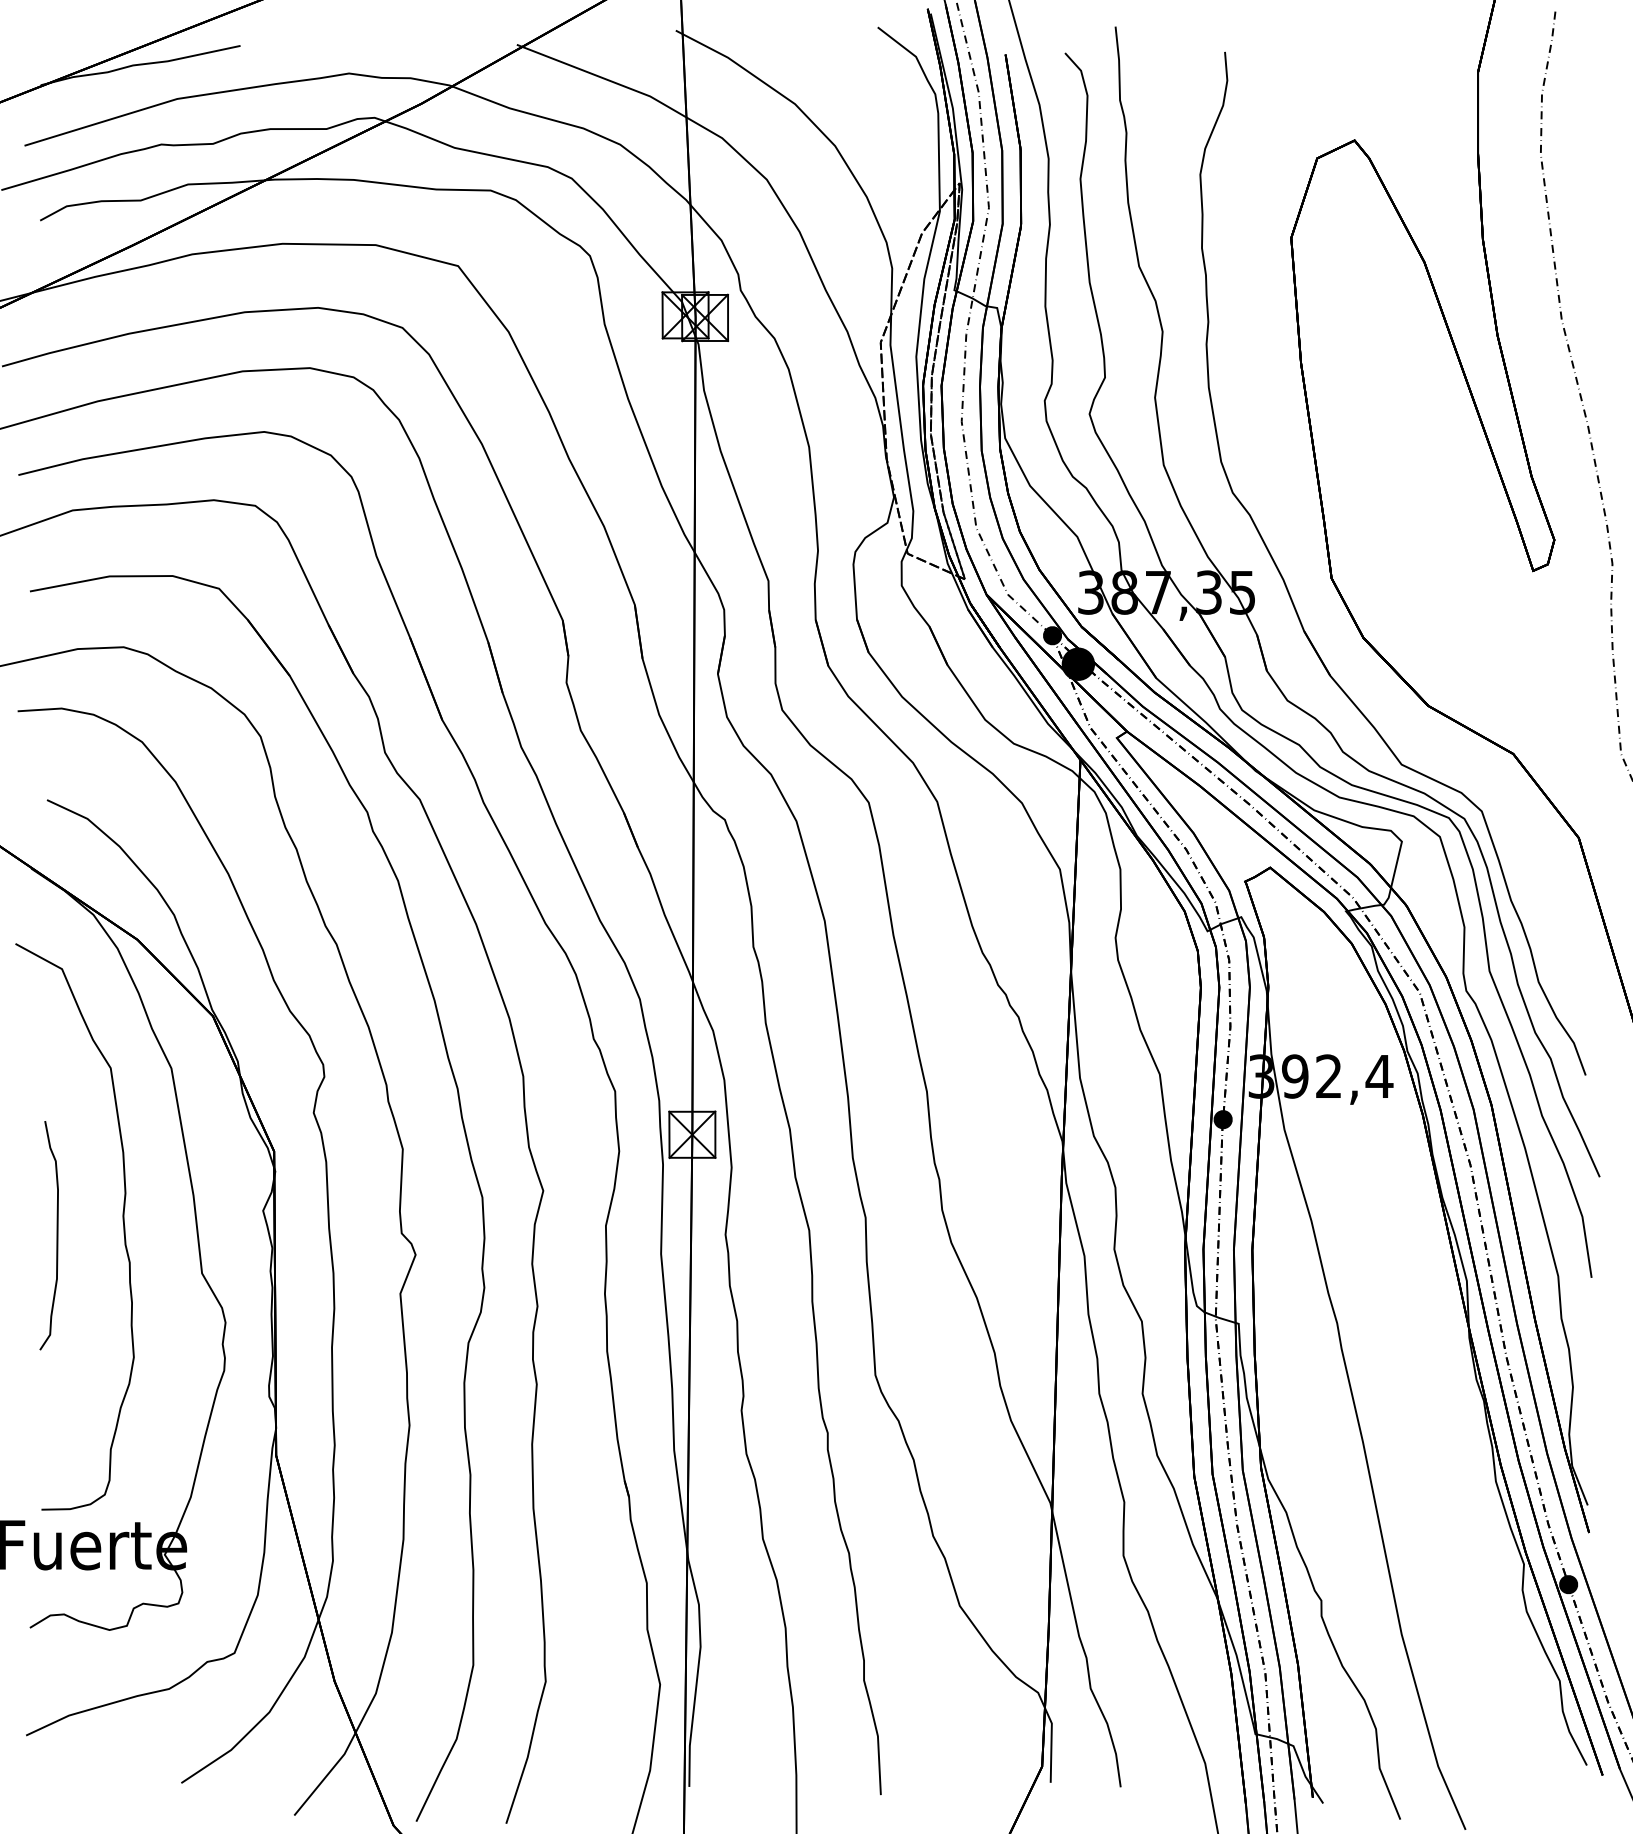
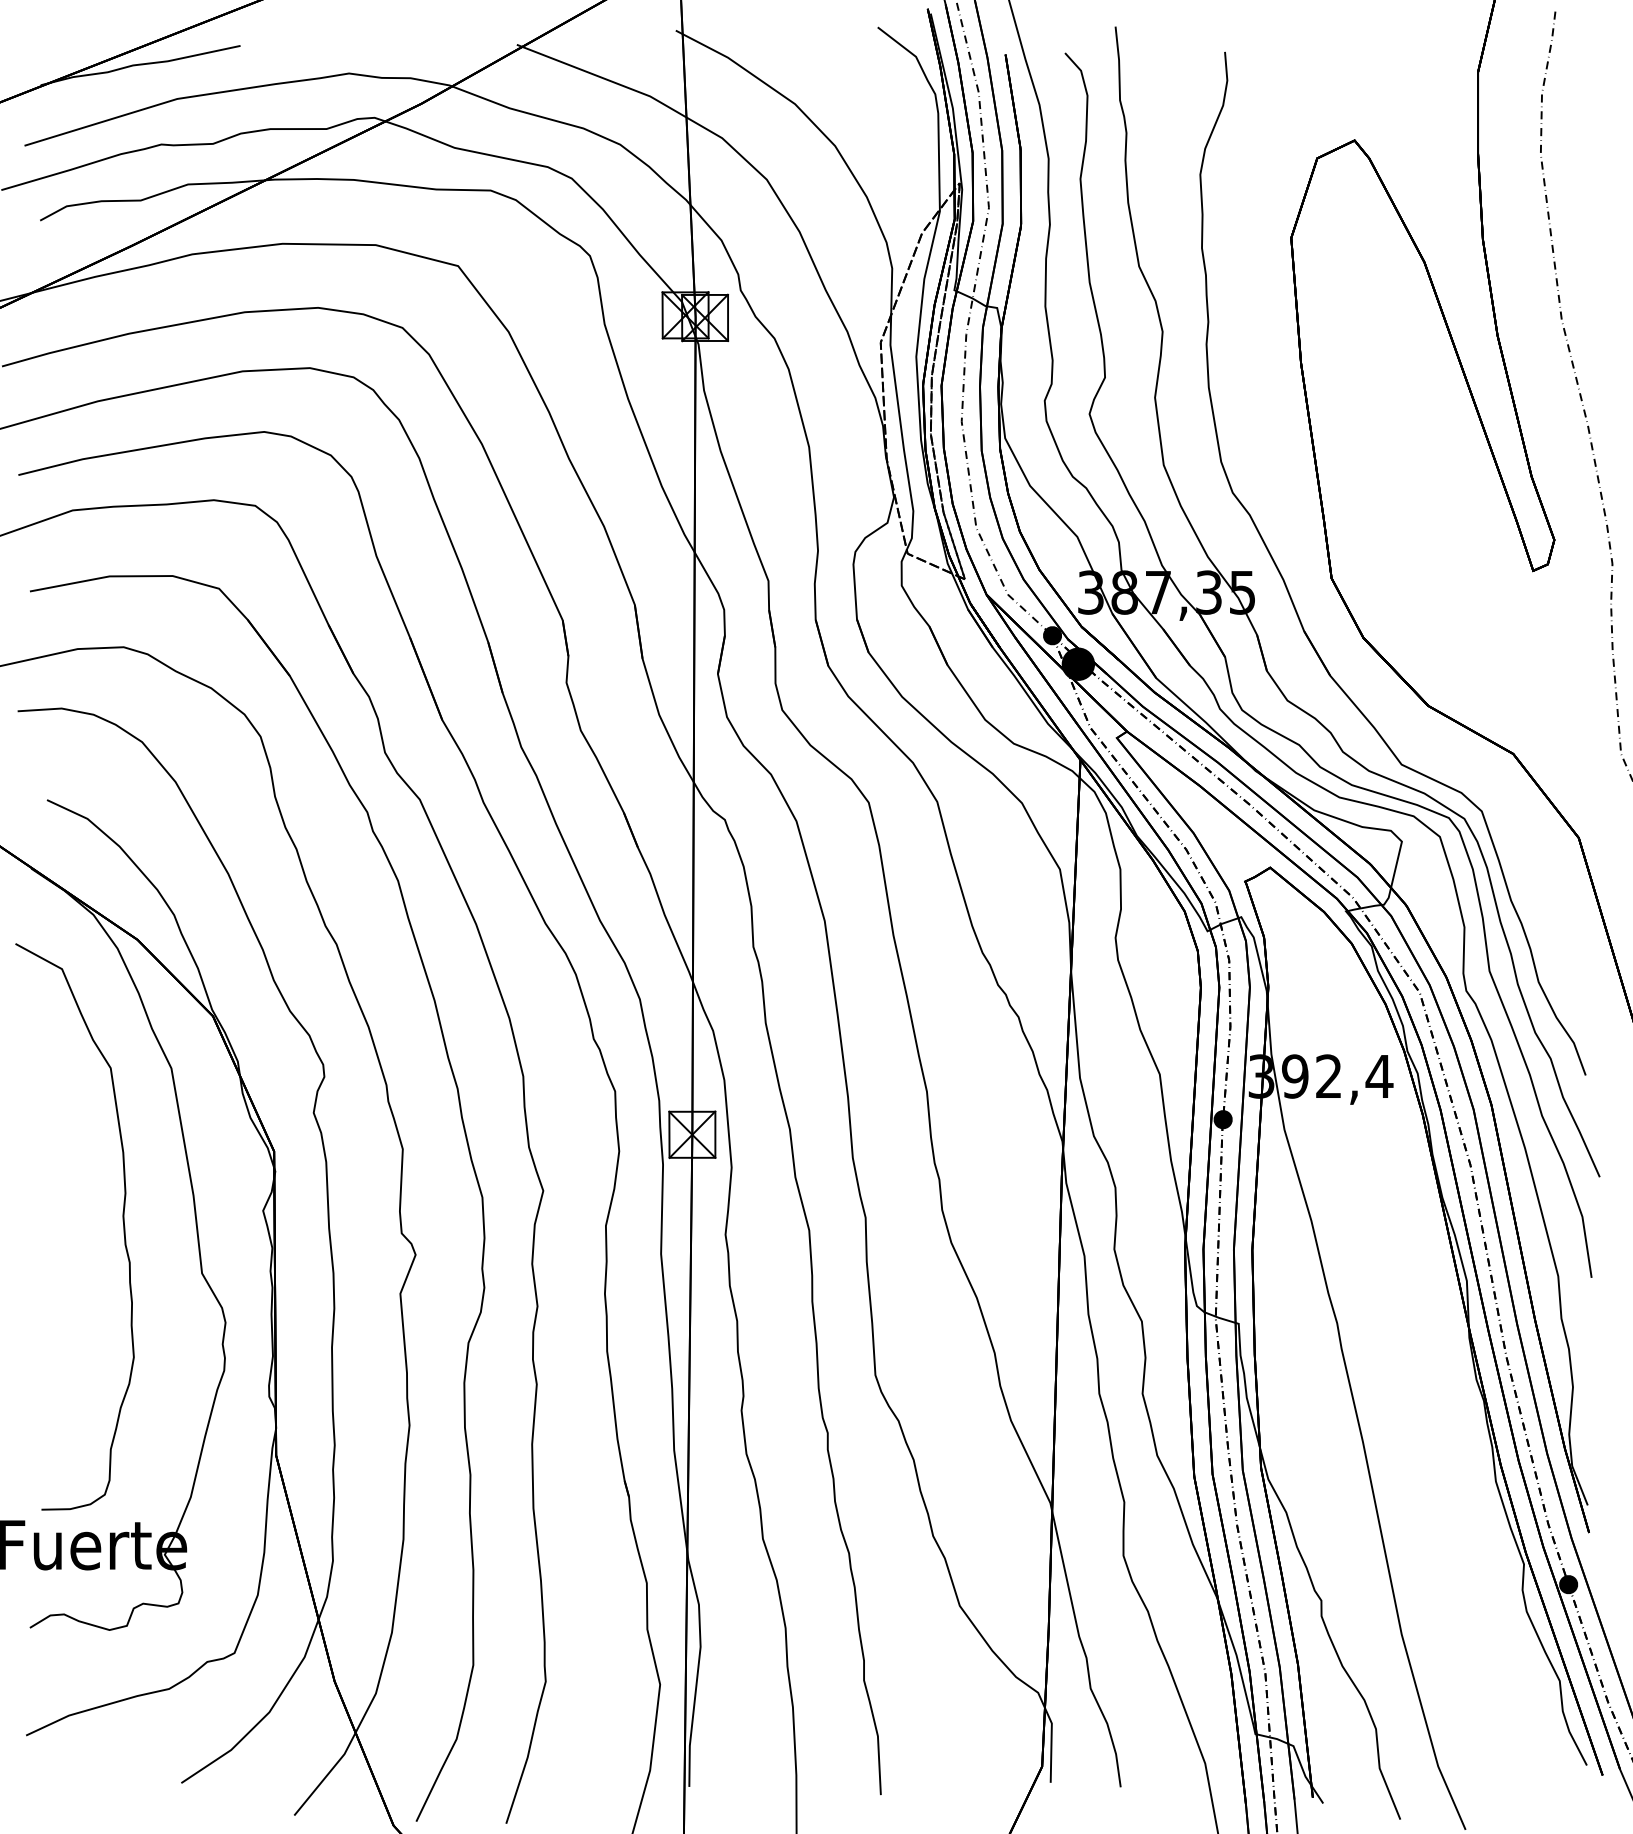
curve: present -> none (56, 1235)
